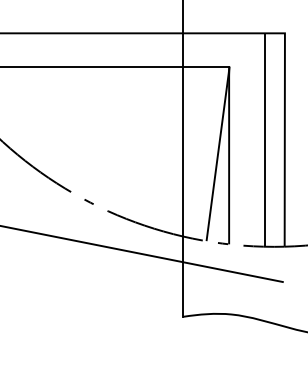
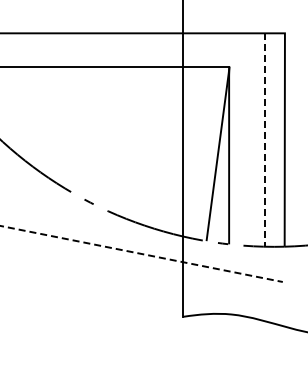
line: solid -> dashed (264, 140)
line: solid -> dashed (141, 254)
